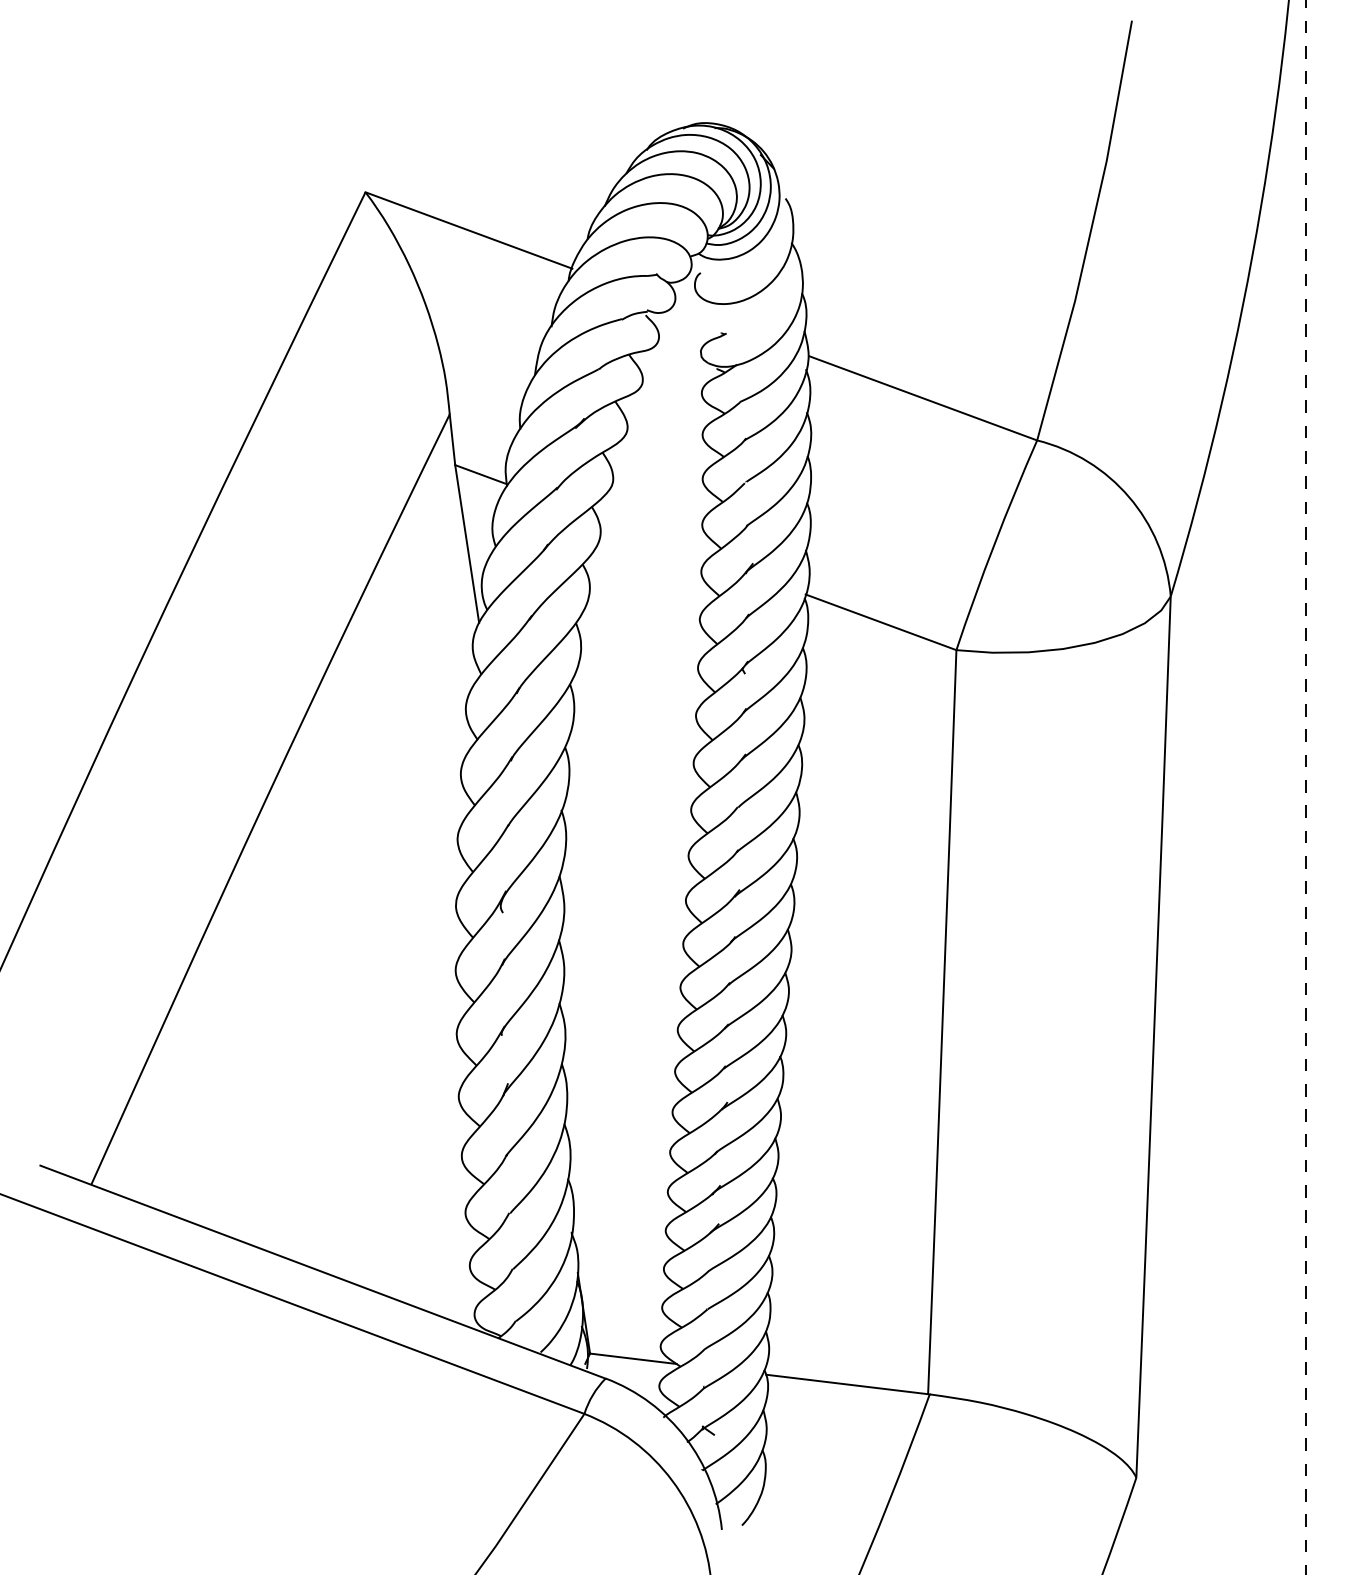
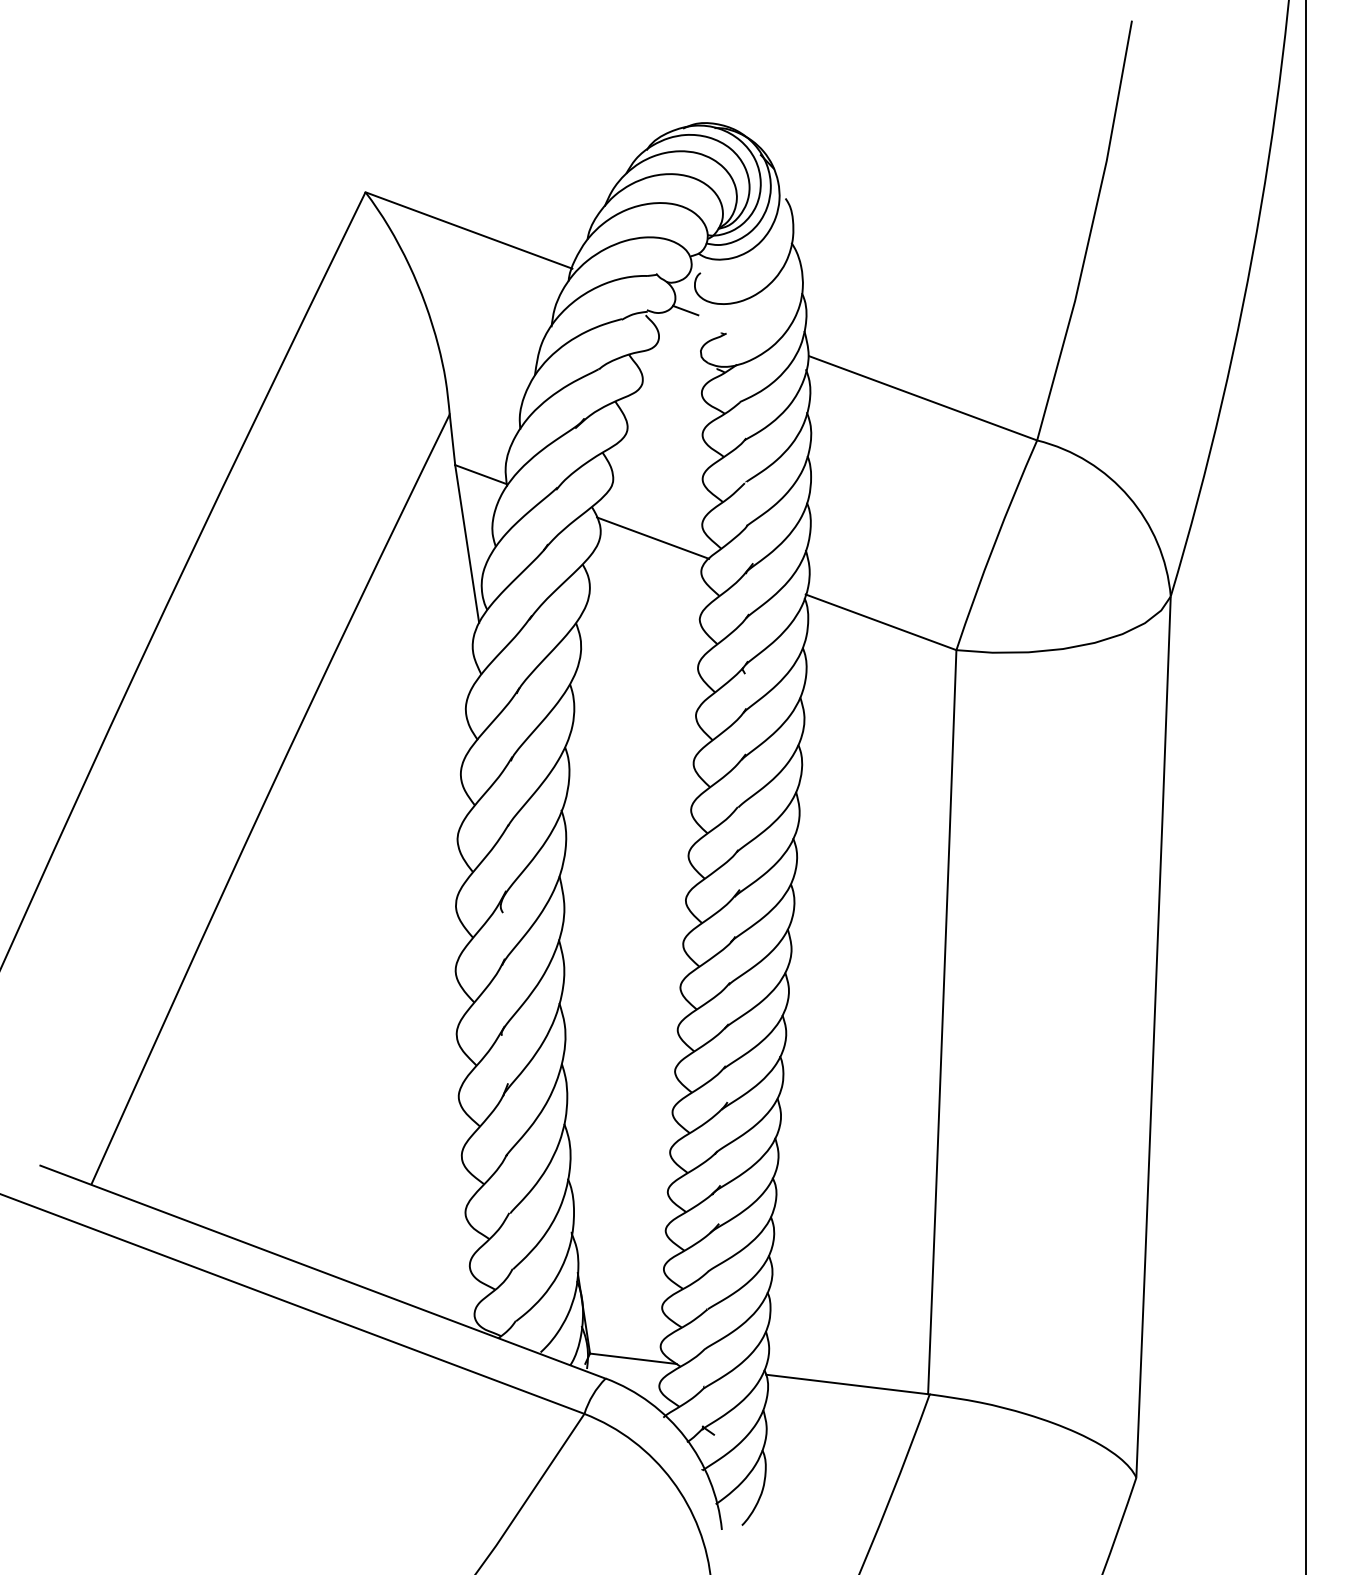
line: none -> present (685, 310)
line: none -> present (653, 537)
line: dashed -> solid (1305, 787)
